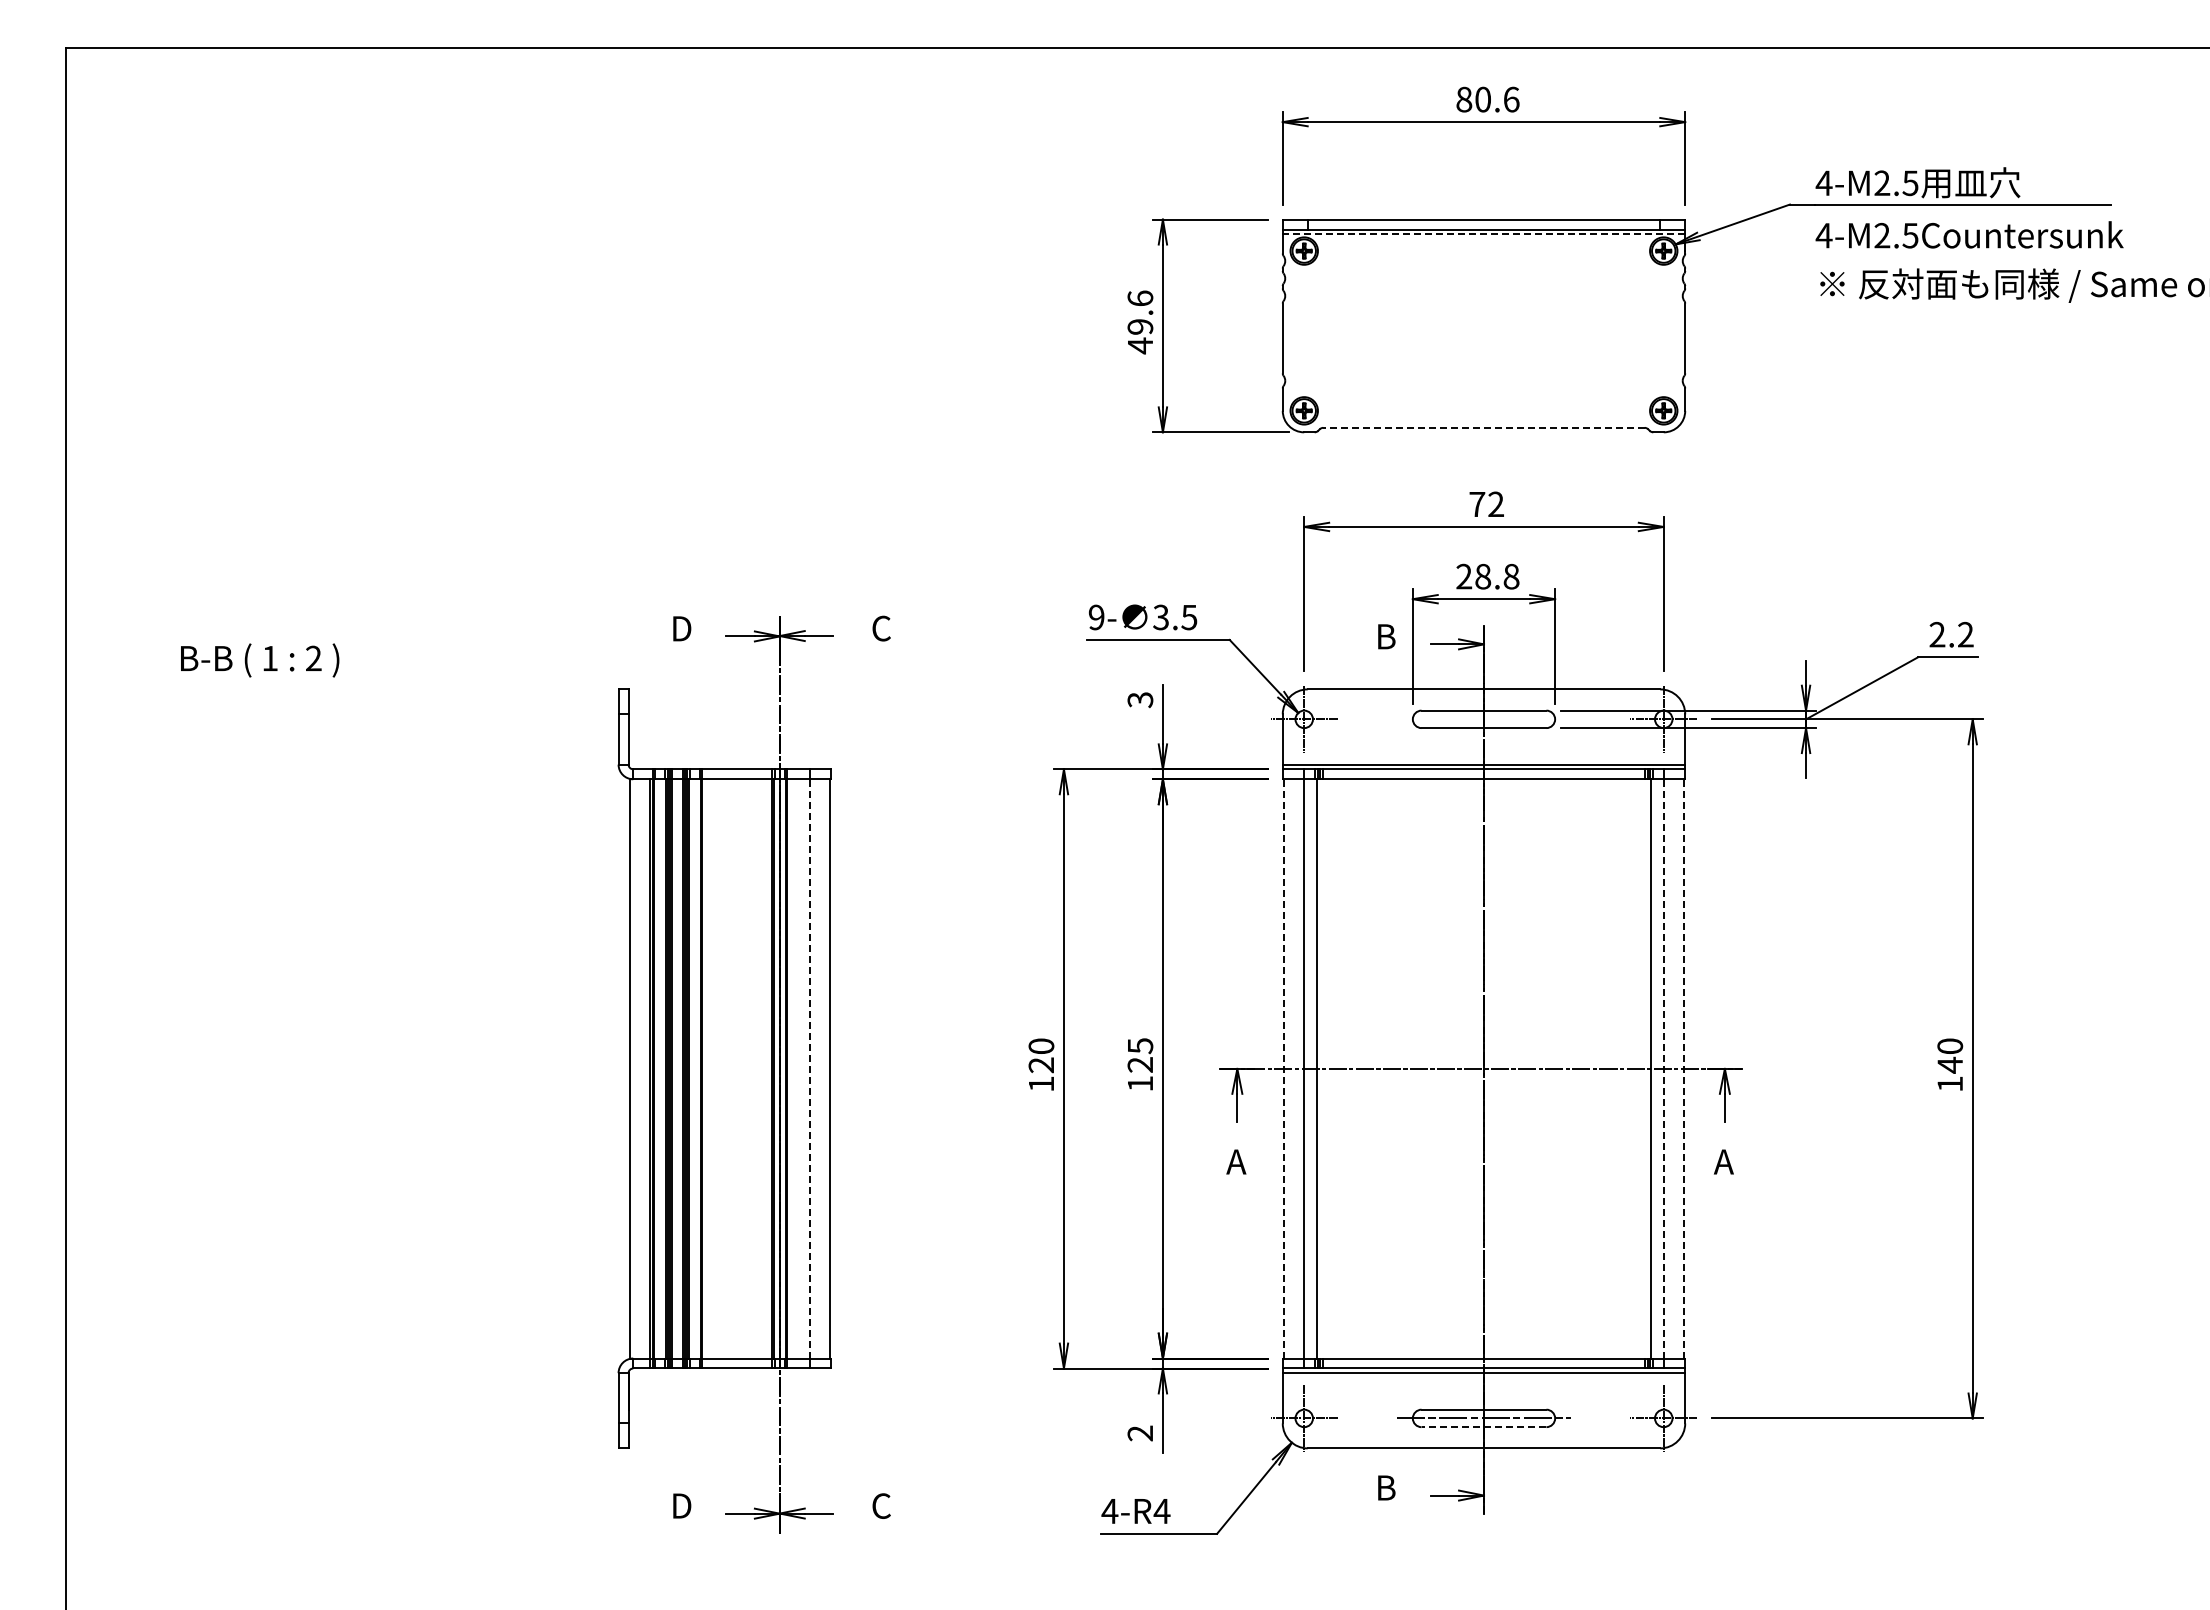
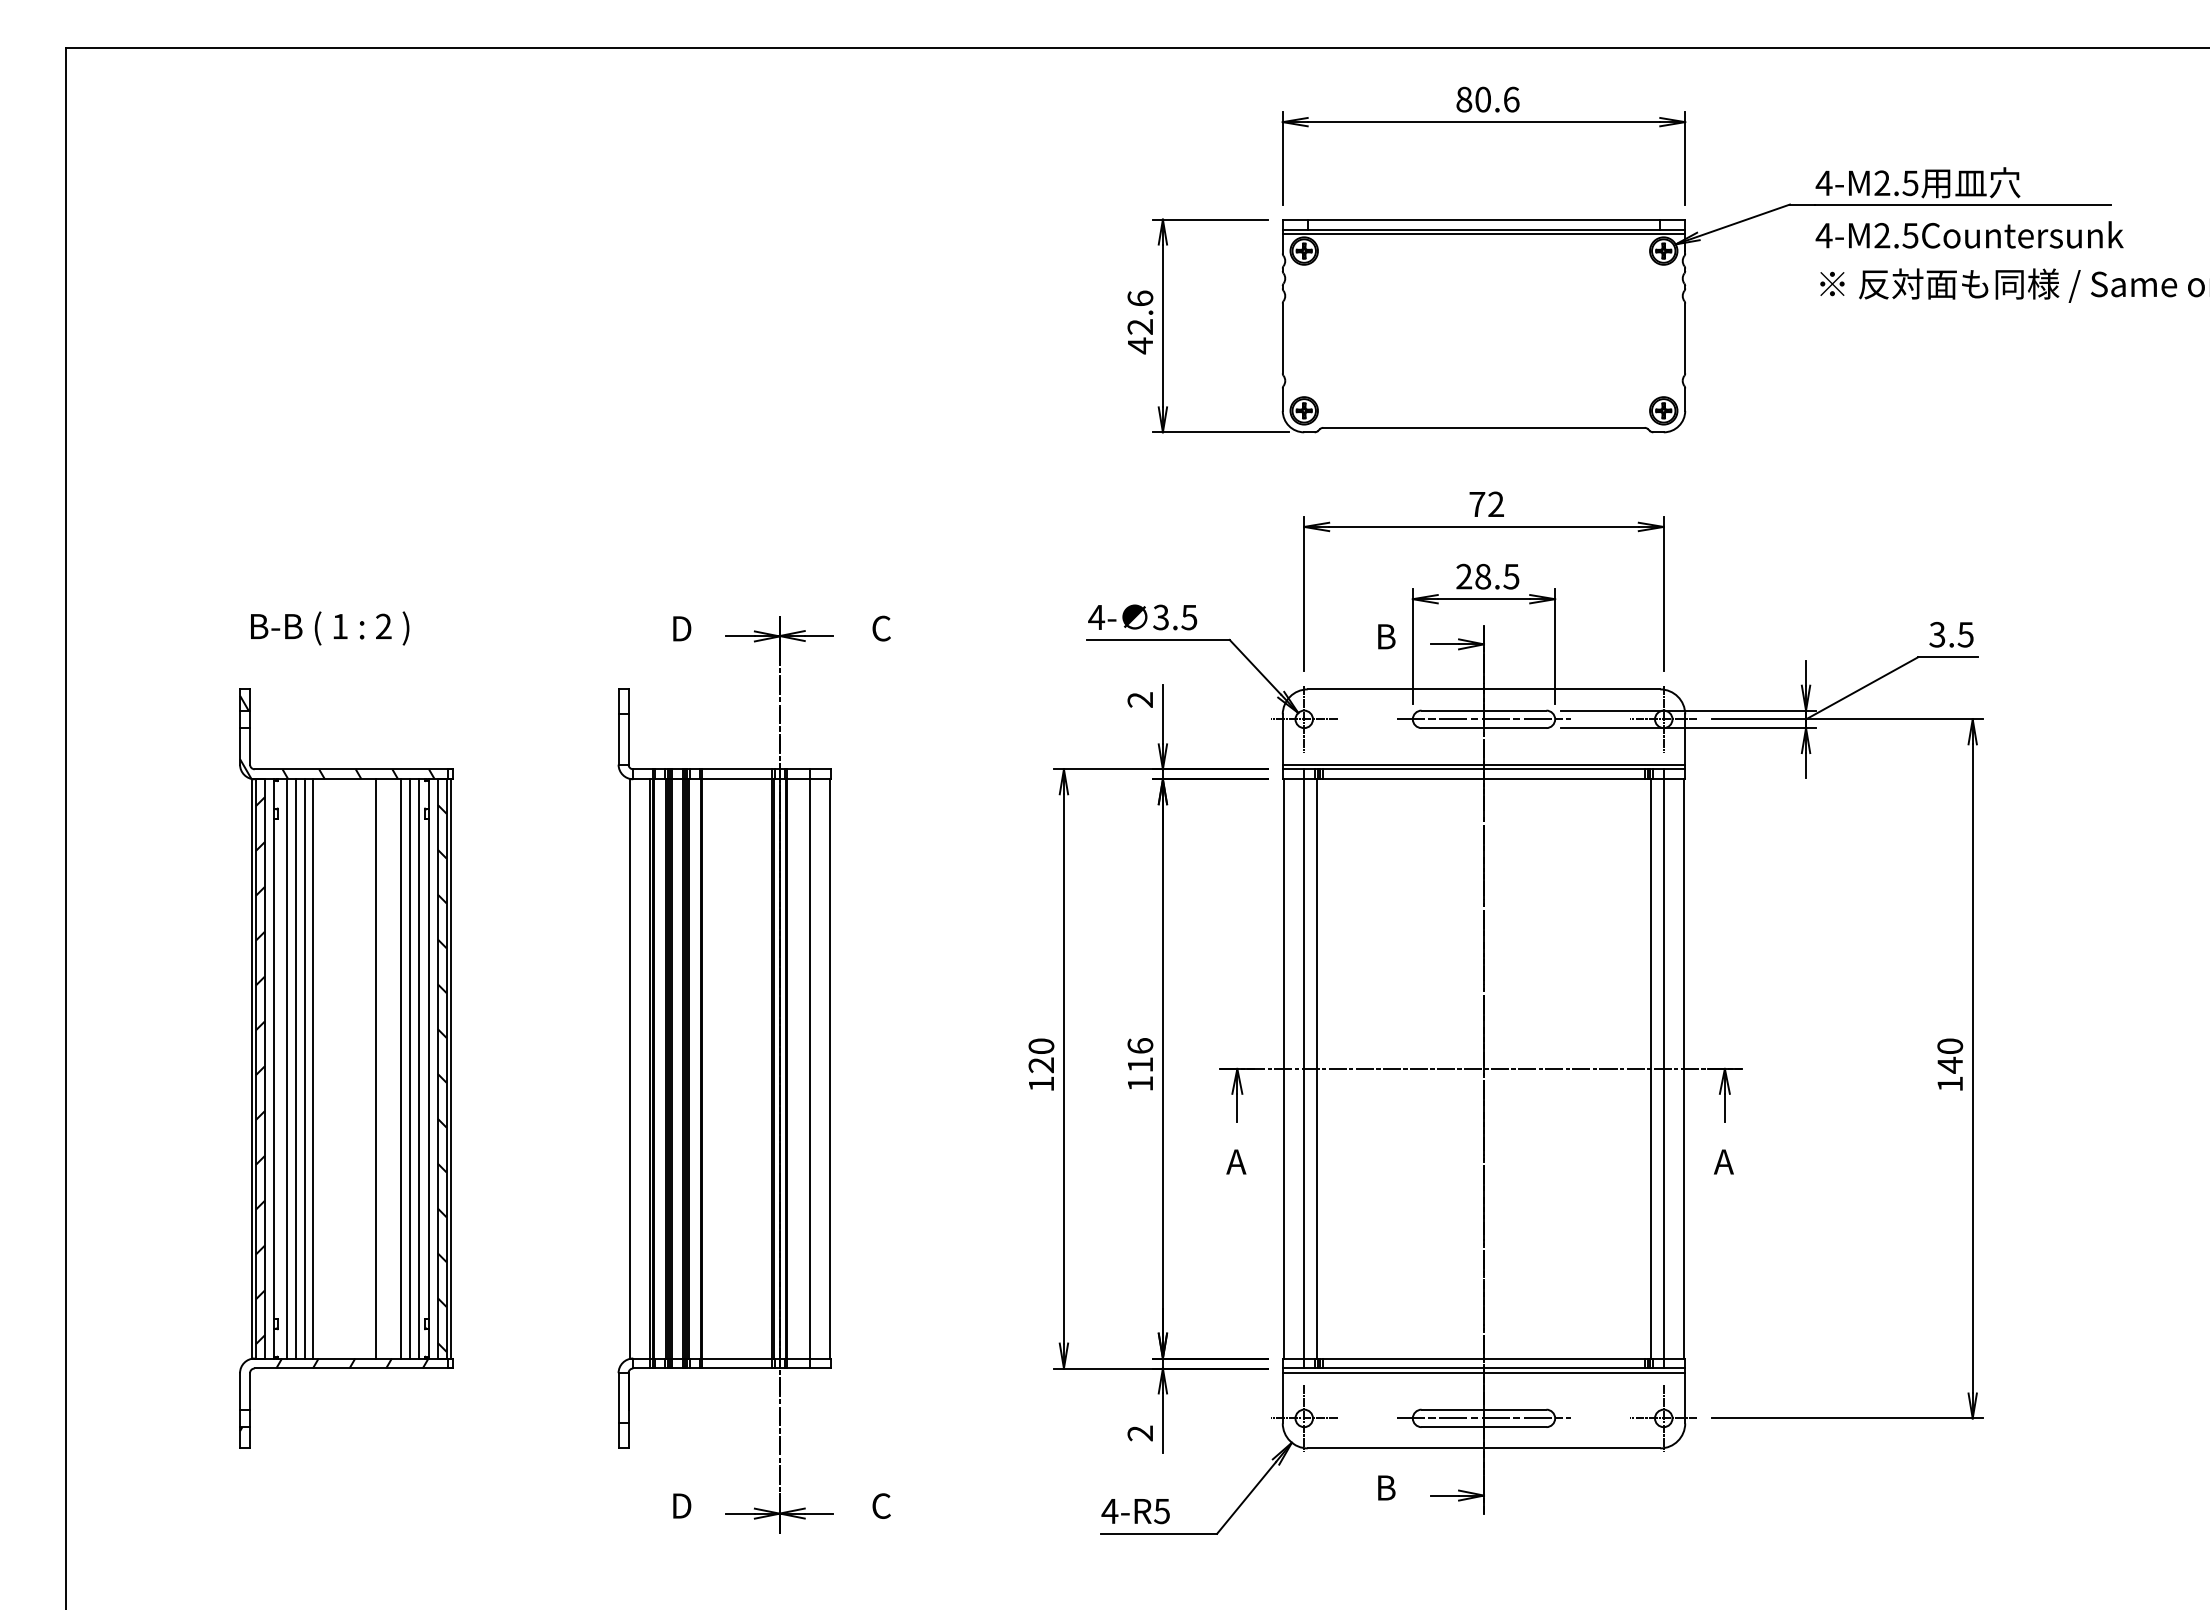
line: dashed -> solid (1483, 234)
text: 49.6 -> 42.6 (1140, 326)
line: dashed -> solid (1483, 427)
text: 28.8 -> 28.5 (1511, 576)
text: 9- -> 4- (1096, 617)
text: 2.2 -> 3.5 (1951, 634)
text position: (260, 660) -> (330, 628) (330, 628)
text: 3 -> 2 (1140, 700)
line: none -> present (1483, 719)
text: 125 -> 116 (1140, 1055)
part: none -> present (346, 1068)
line: dashed -> solid (809, 1068)
line: dashed -> solid (1284, 1068)
line: dashed -> solid (1663, 1068)
line: dashed -> solid (1683, 1068)
line: dashed -> solid (1483, 1427)
text: 4-R4 -> 4-R5 (1161, 1511)
